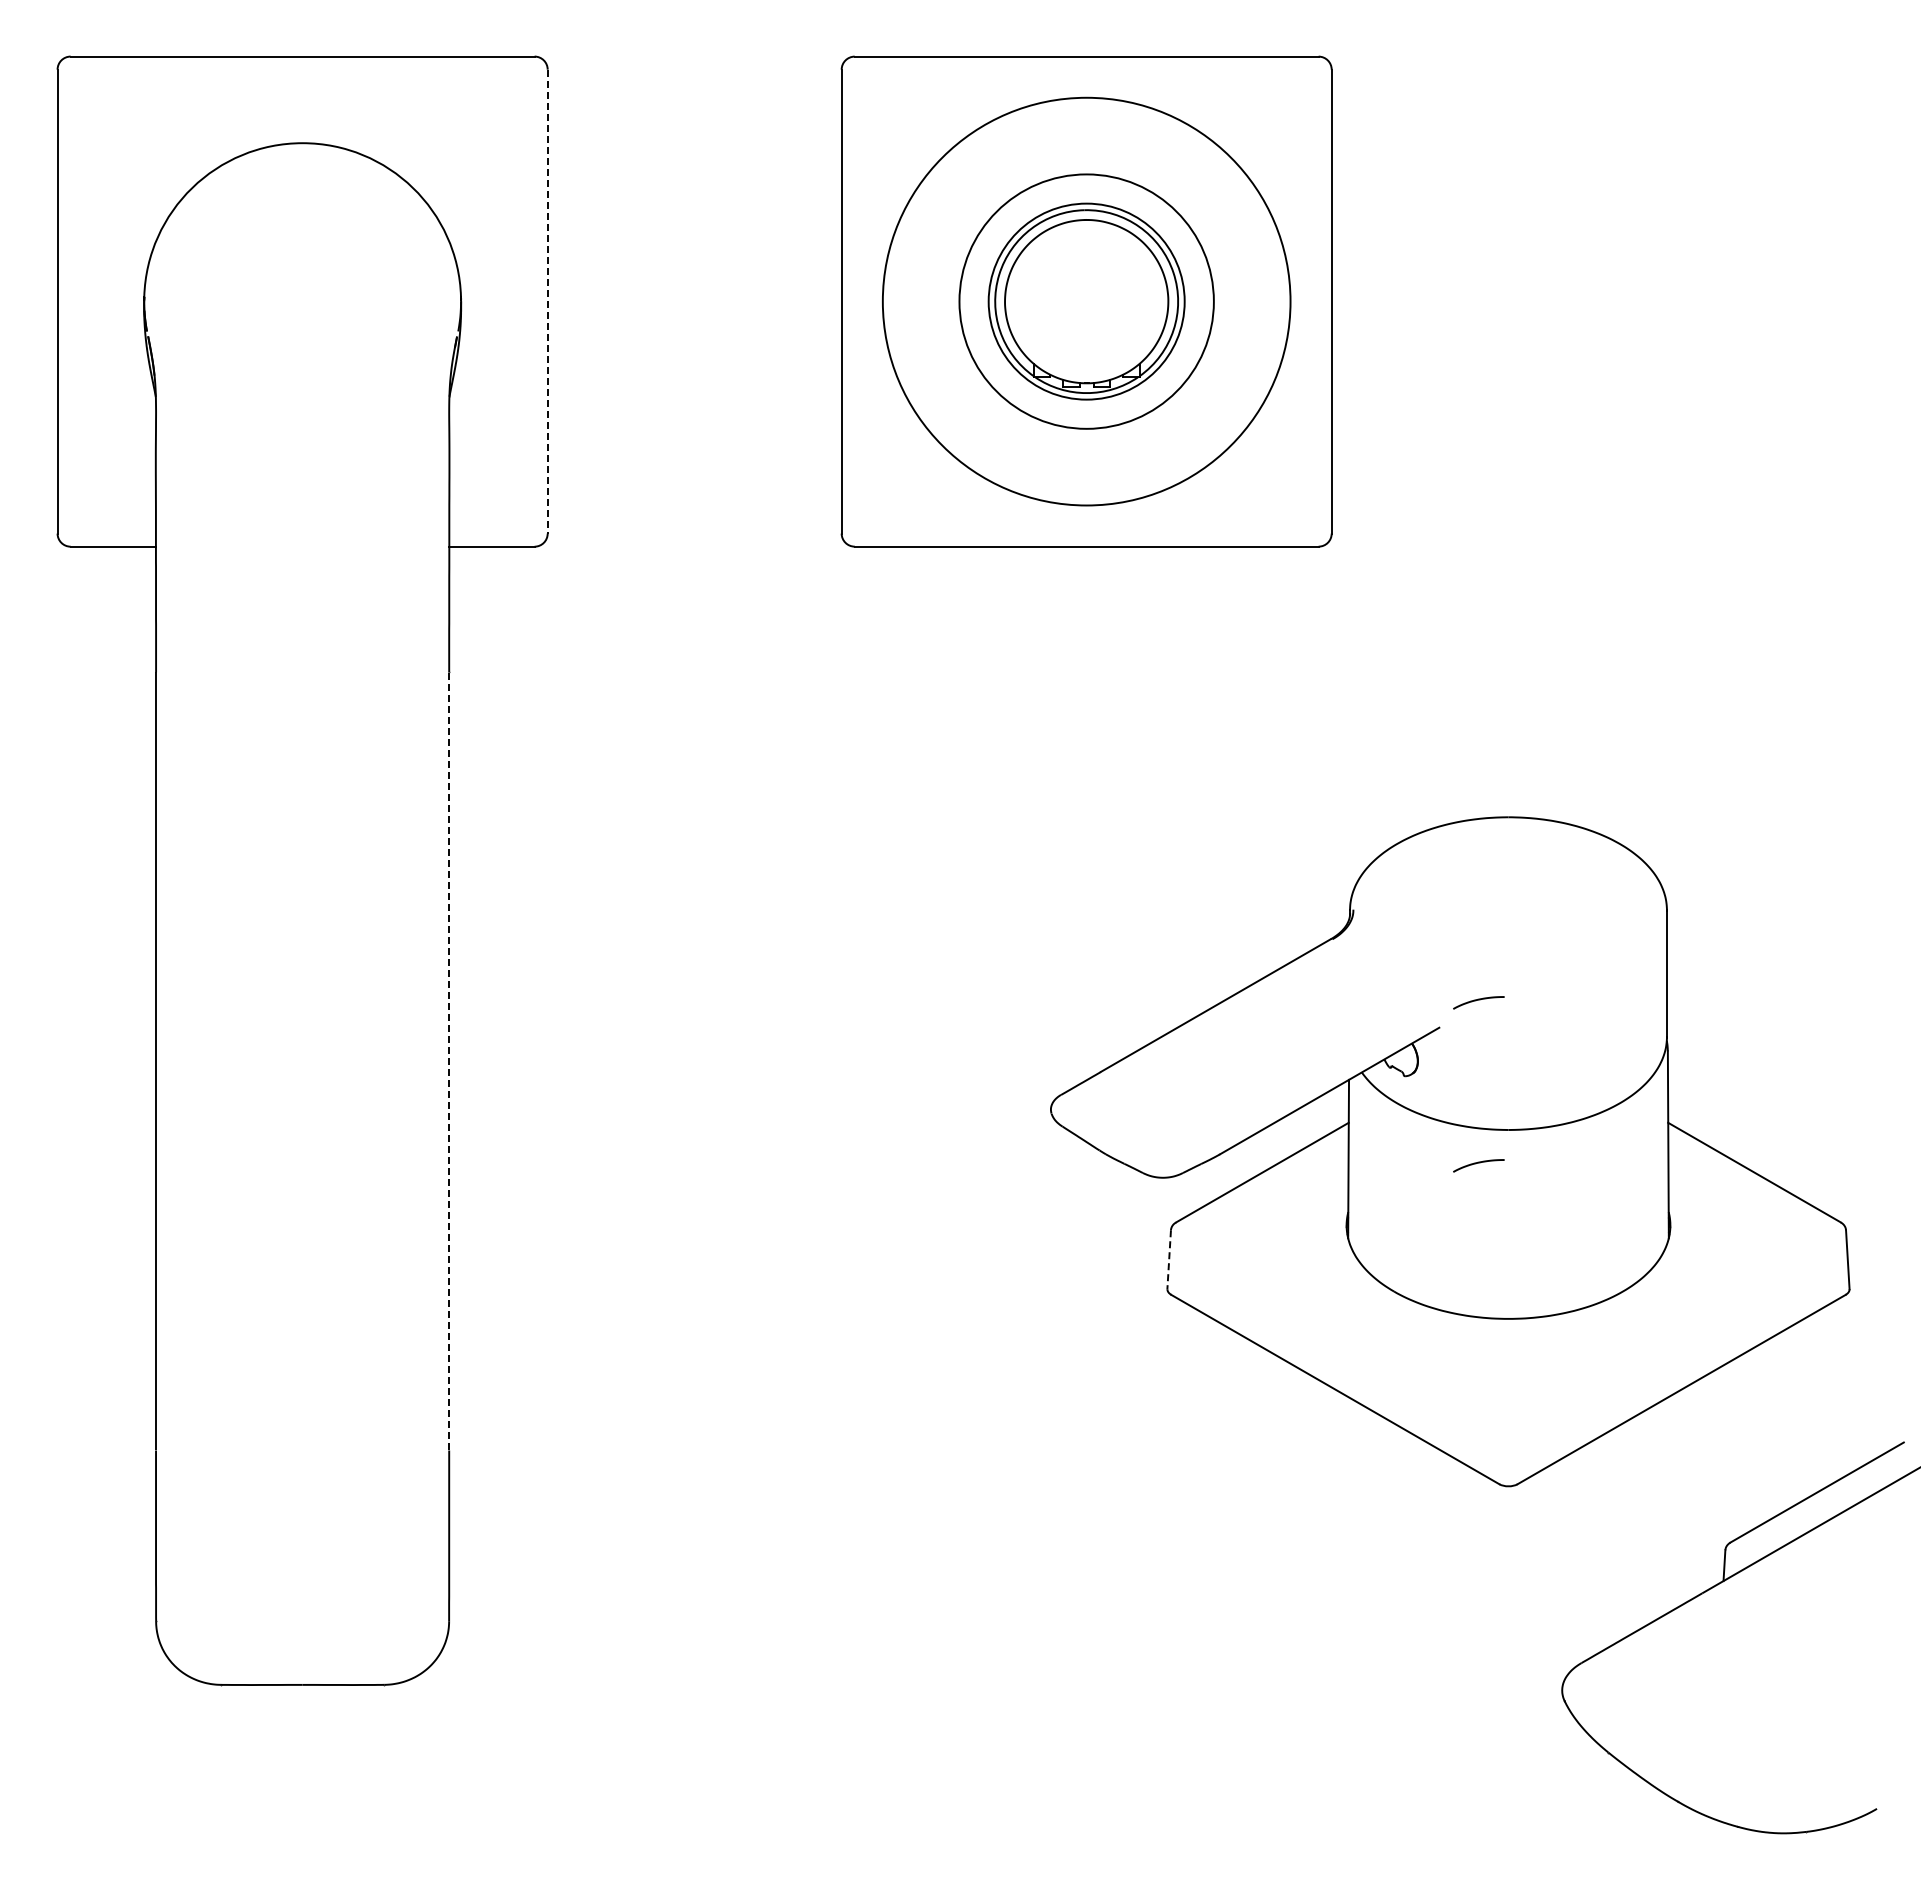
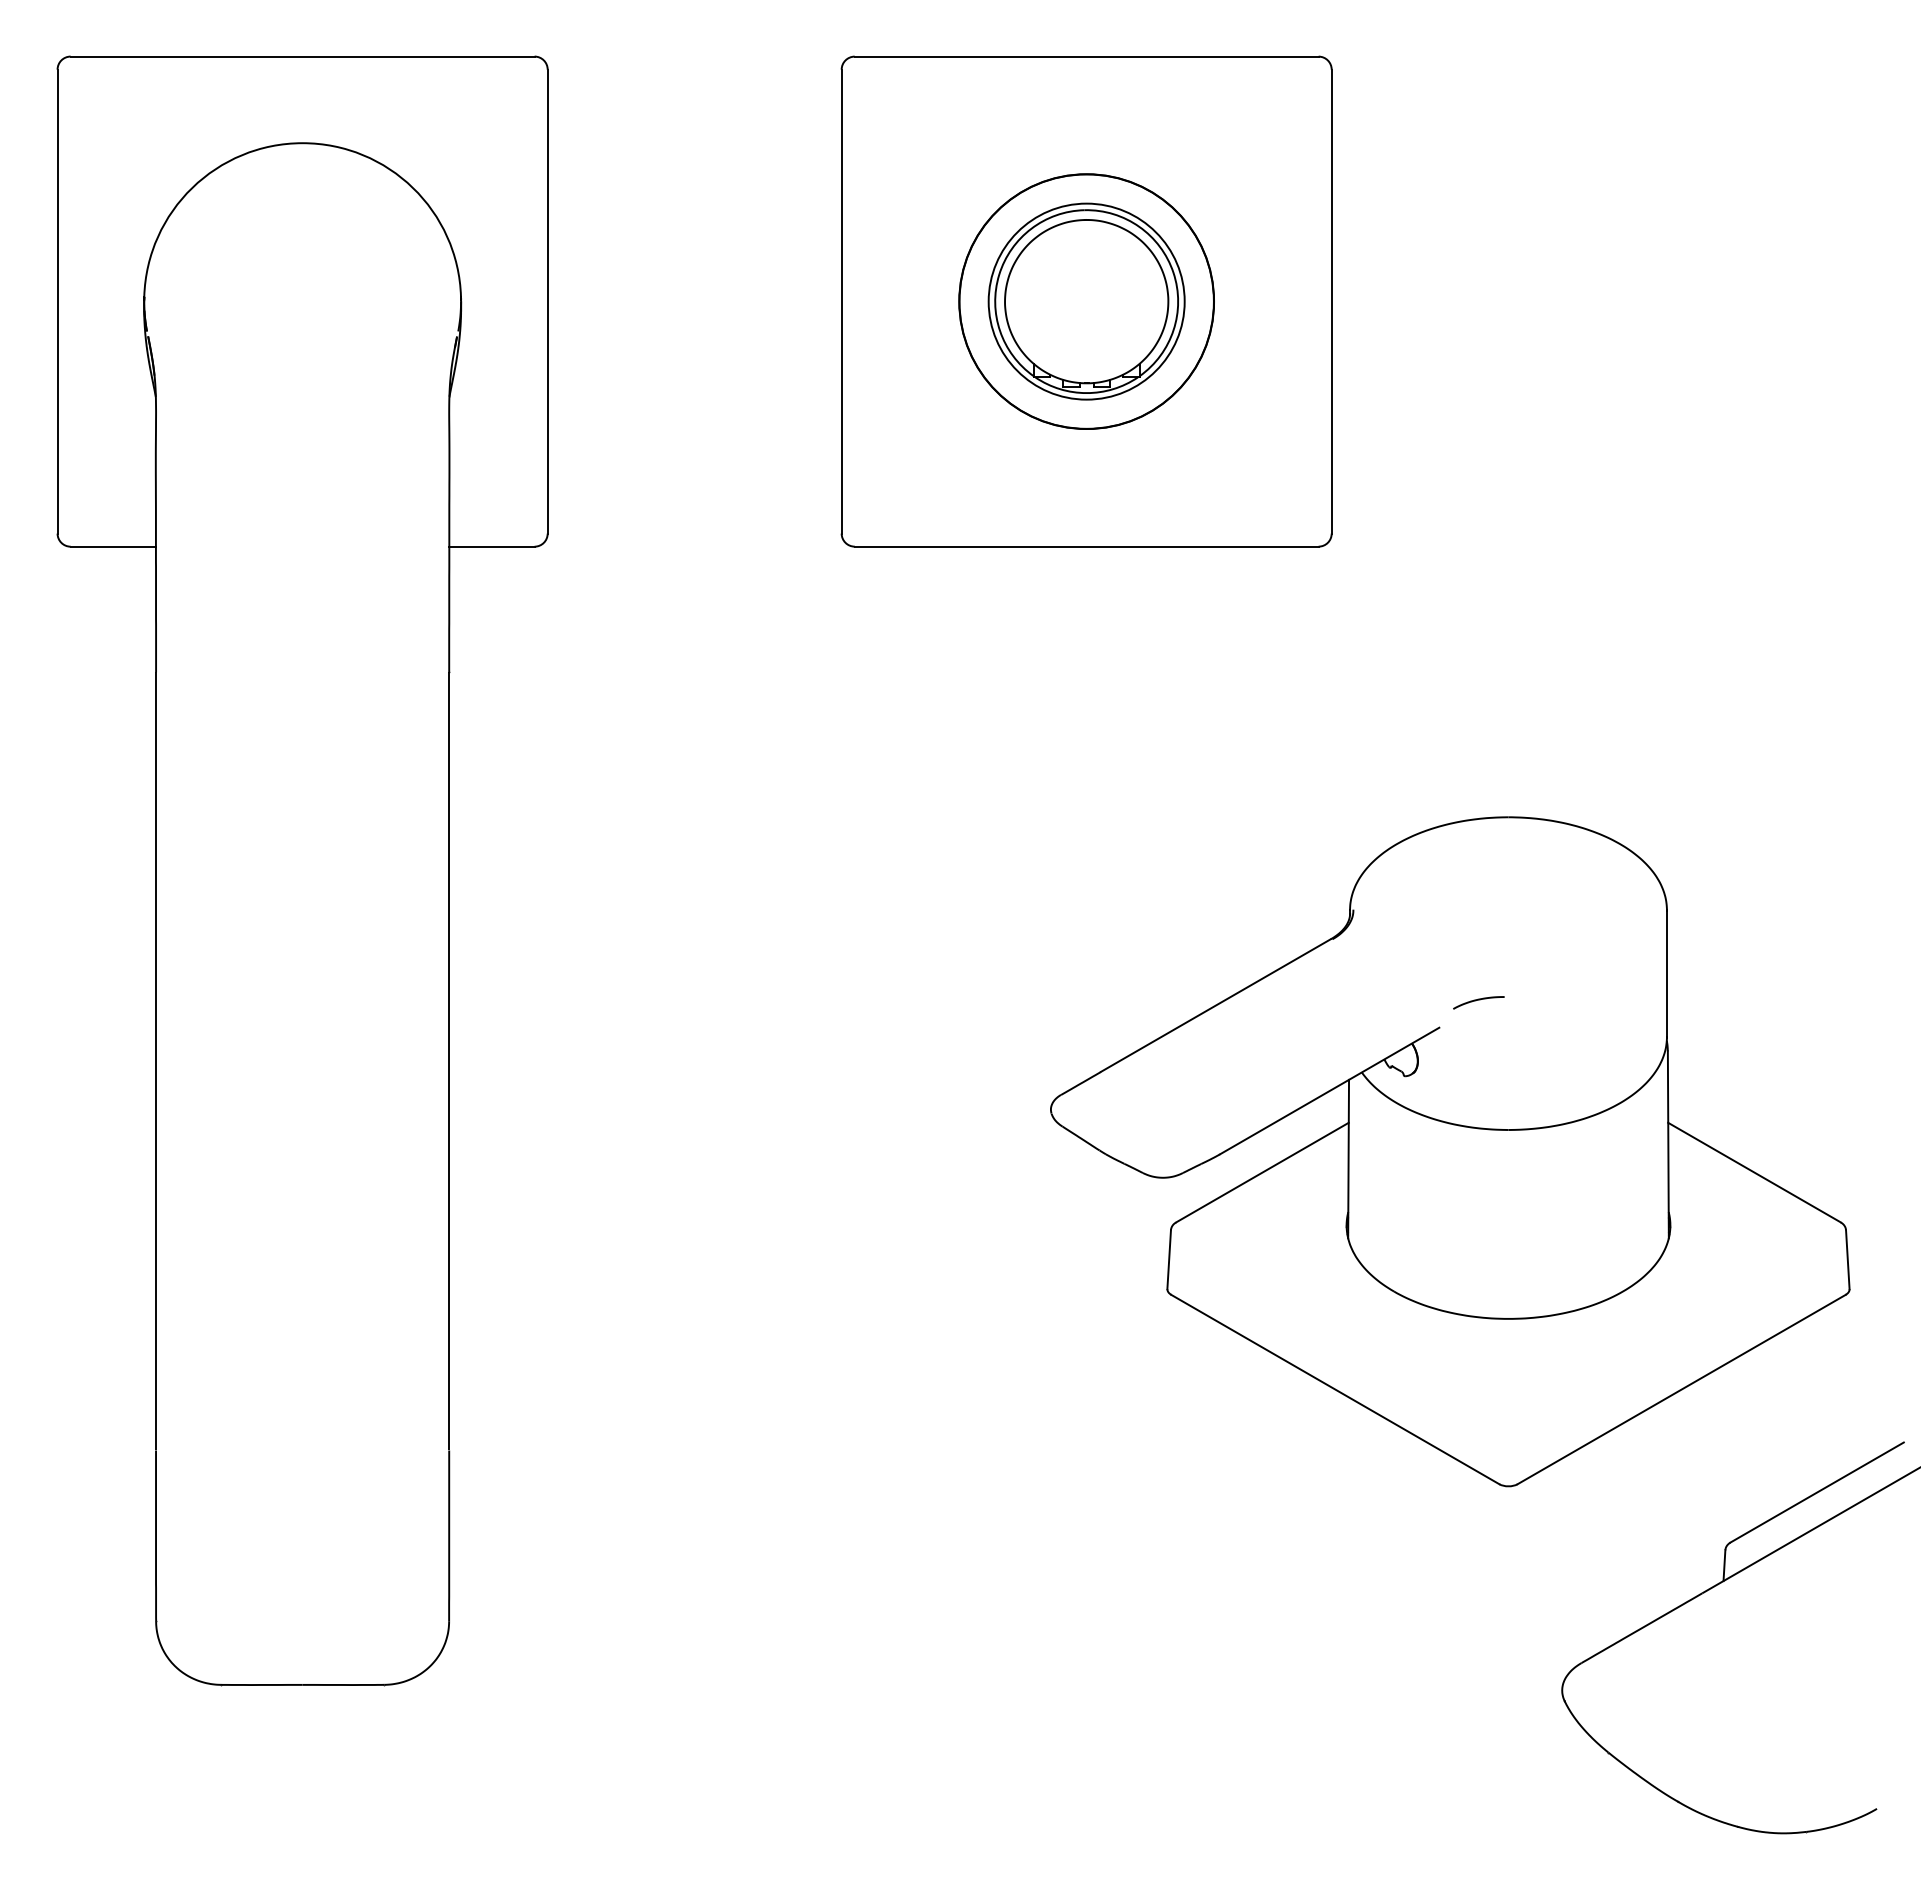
line: dashed -> solid (547, 301)
circle diameter: 408 px -> 255 px (1086, 301)
line: dashed -> solid (449, 1061)
curve: present -> none (1478, 1163)
line: dashed -> solid (1169, 1259)
